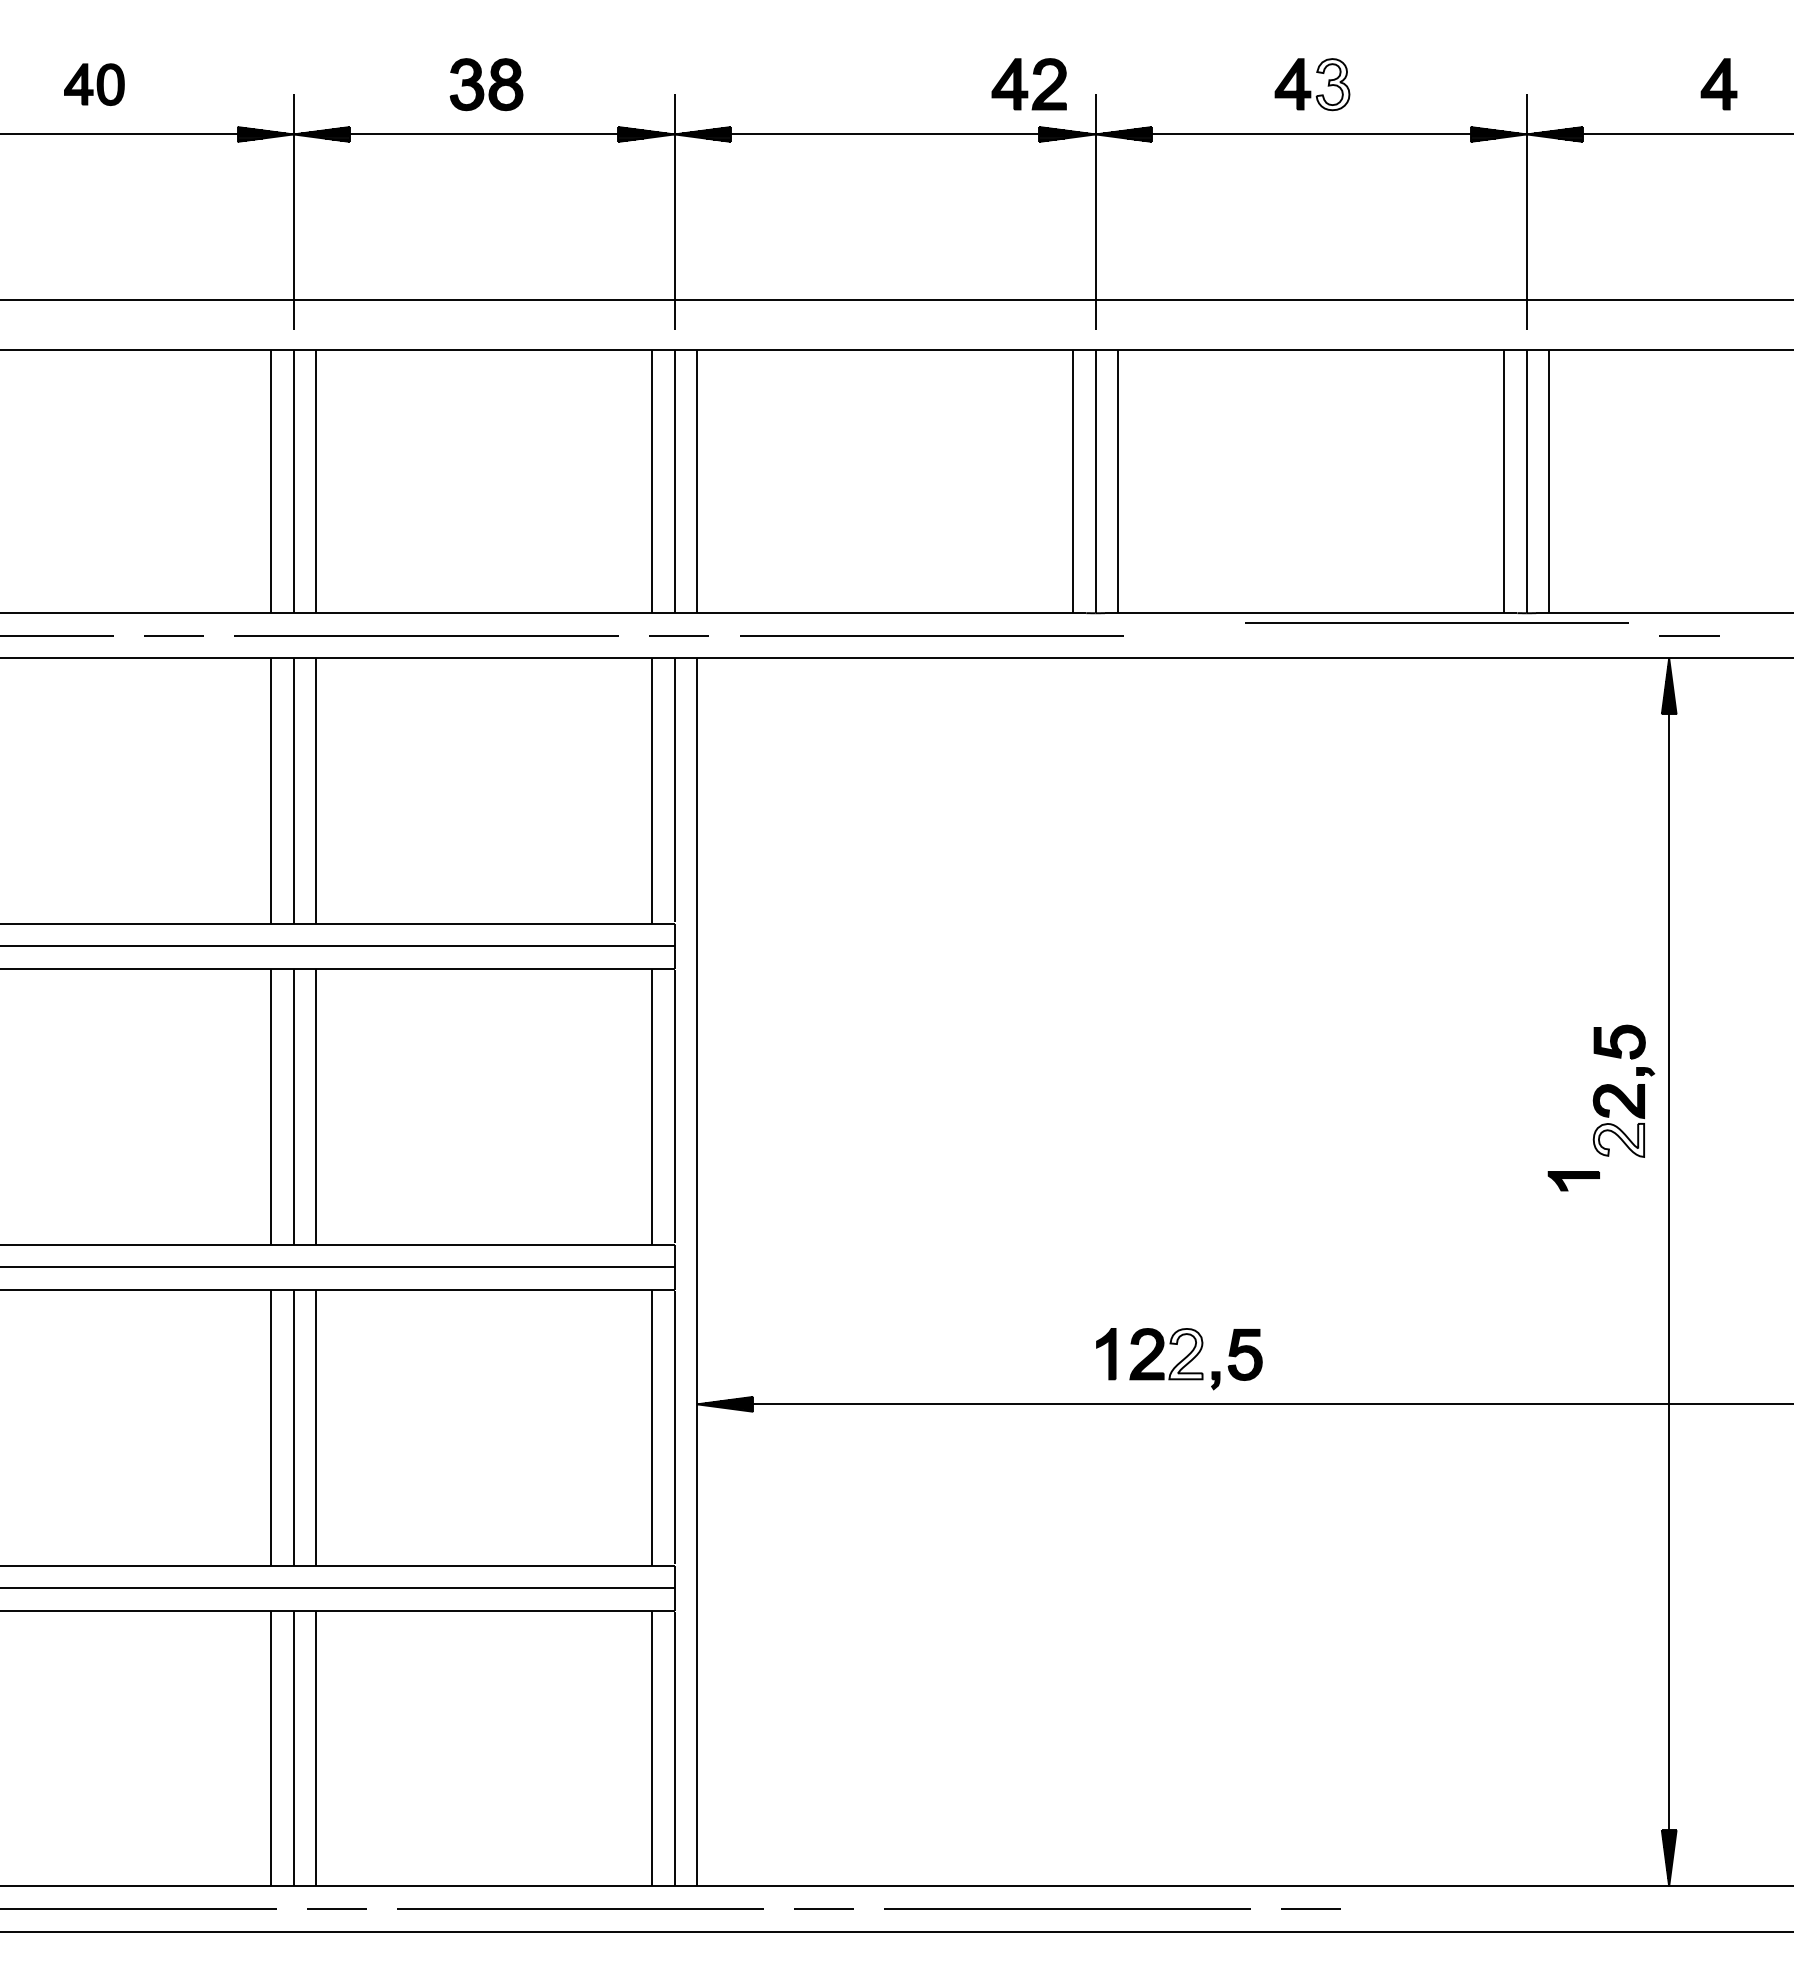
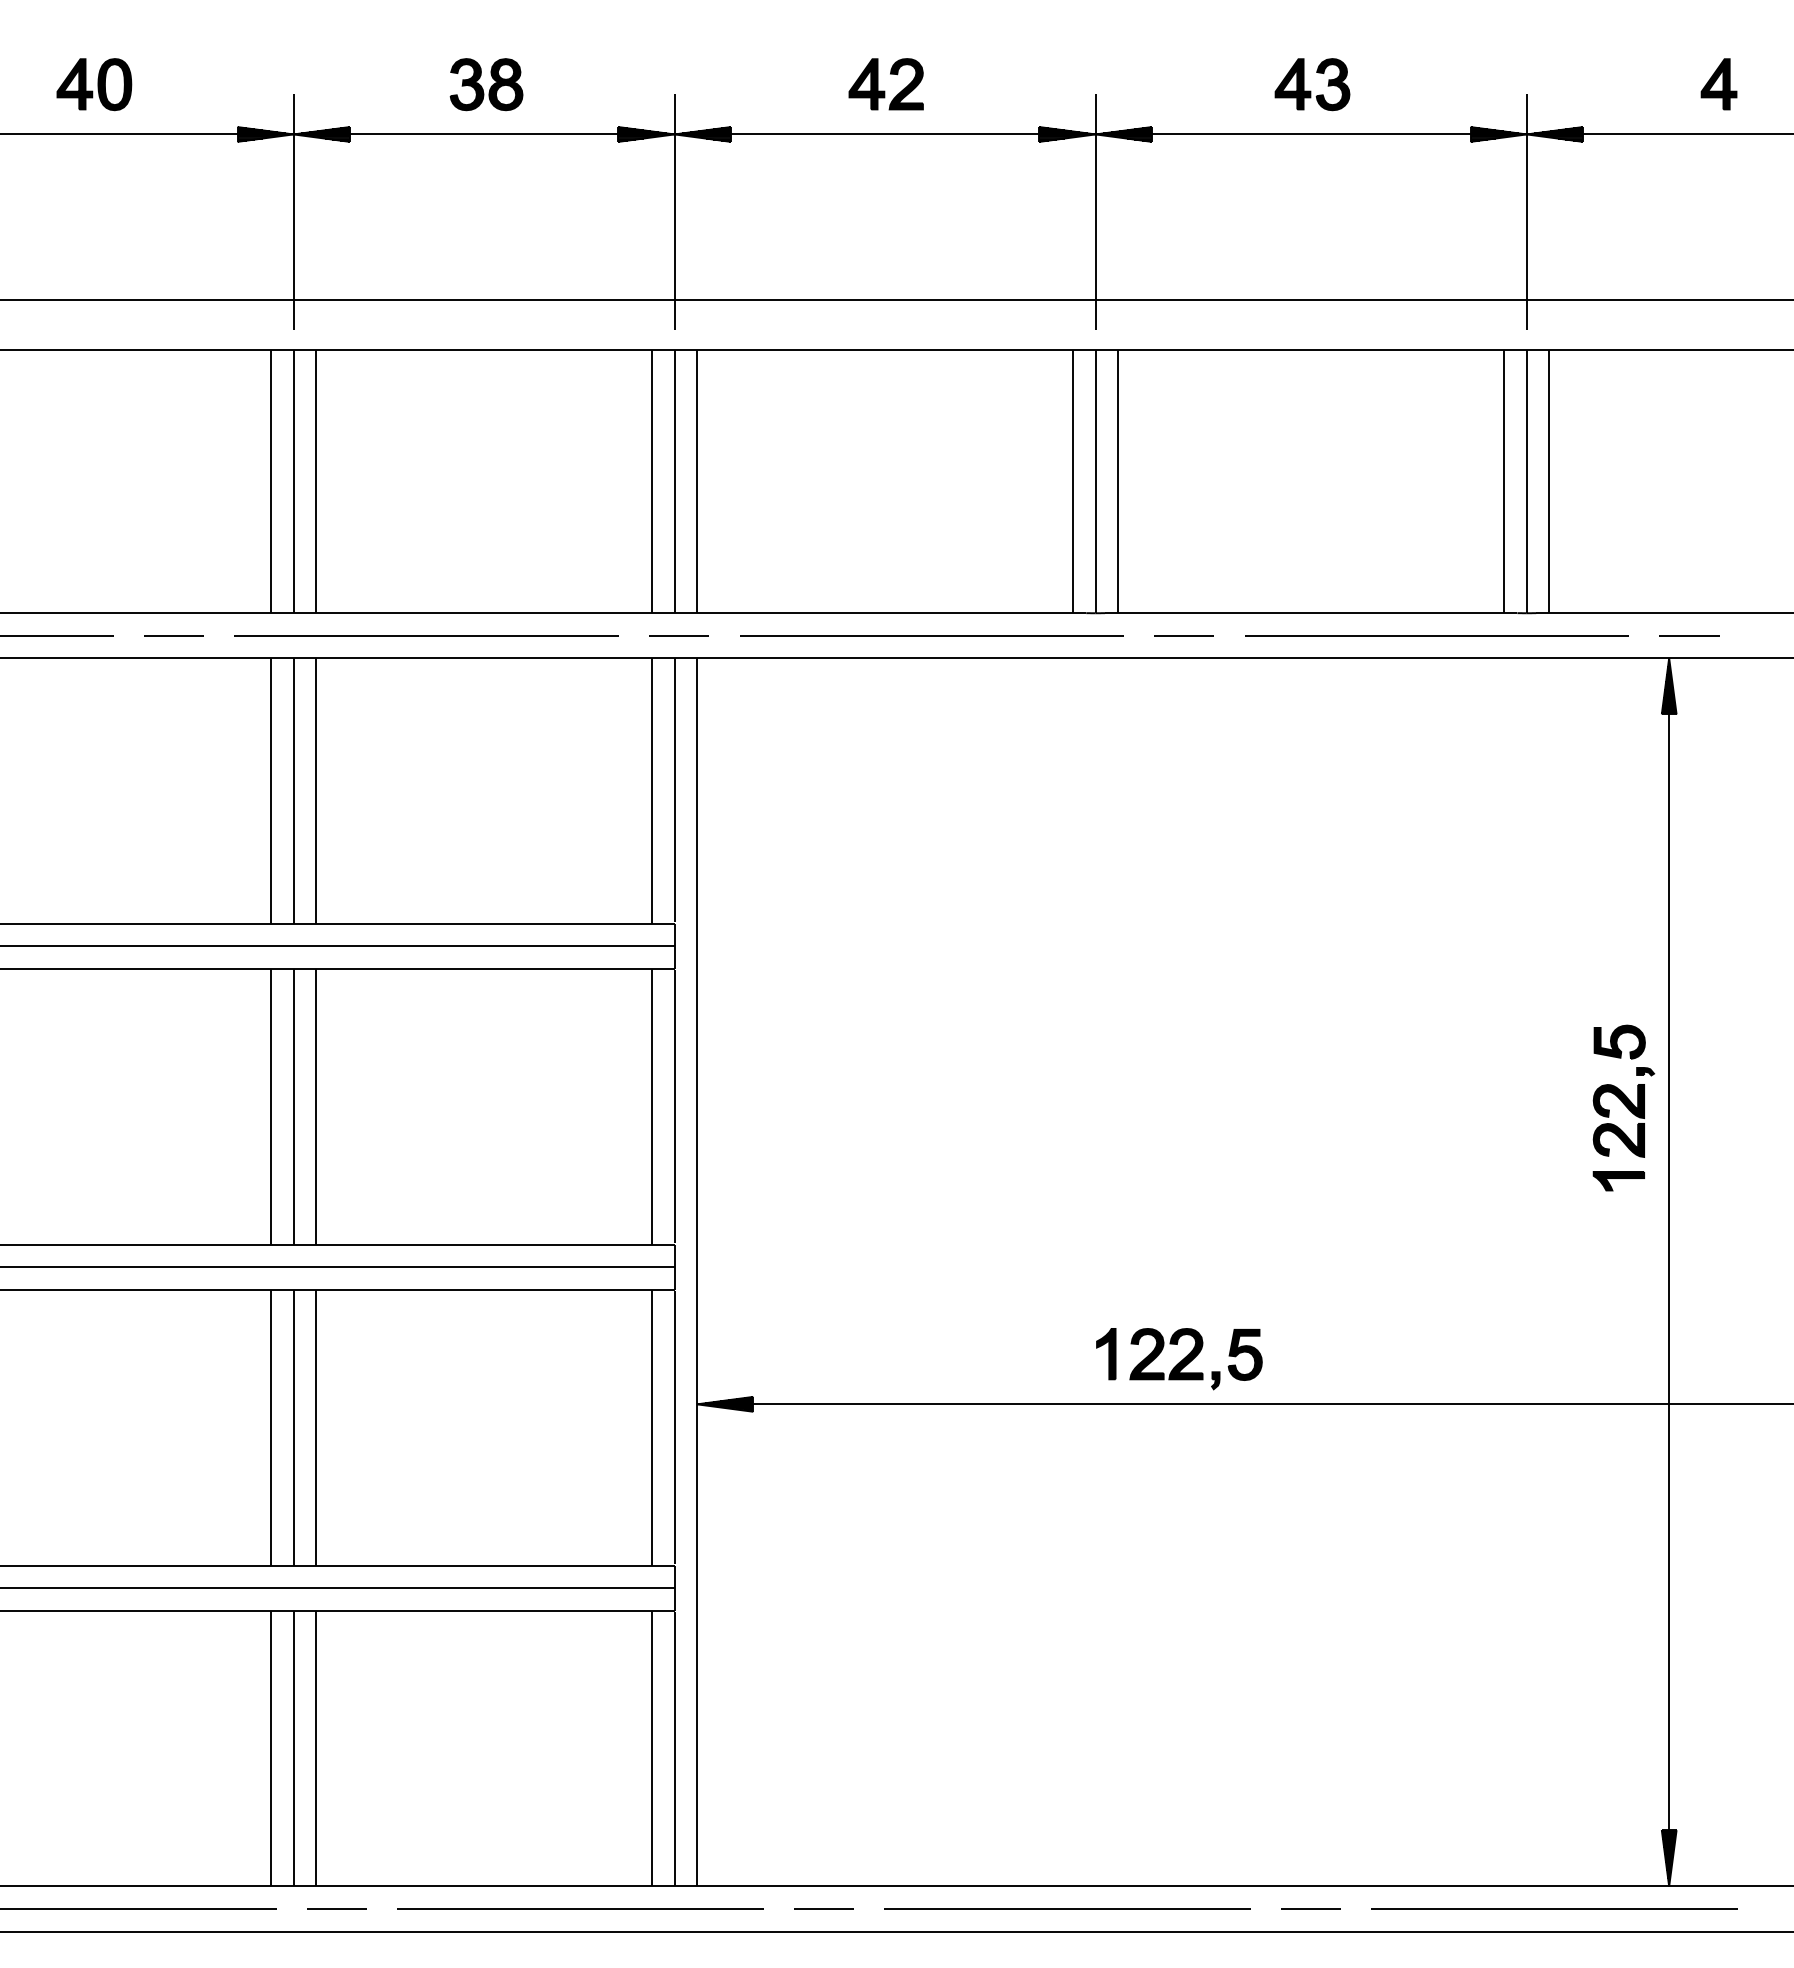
part size: 61x43 px -> 77x54 px (94, 84)
fill: none -> present (1332, 84)
part position: (1027, 90) -> (884, 90) (884, 90)
line position: (1436, 622) -> (1436, 635) (1436, 635)
line: none -> present (1183, 635)
fill: none -> present (1618, 1139)
part position: (1573, 1181) -> (1618, 1181) (1618, 1181)
fill: none -> present (1185, 1353)
line: none -> present (1554, 1908)
